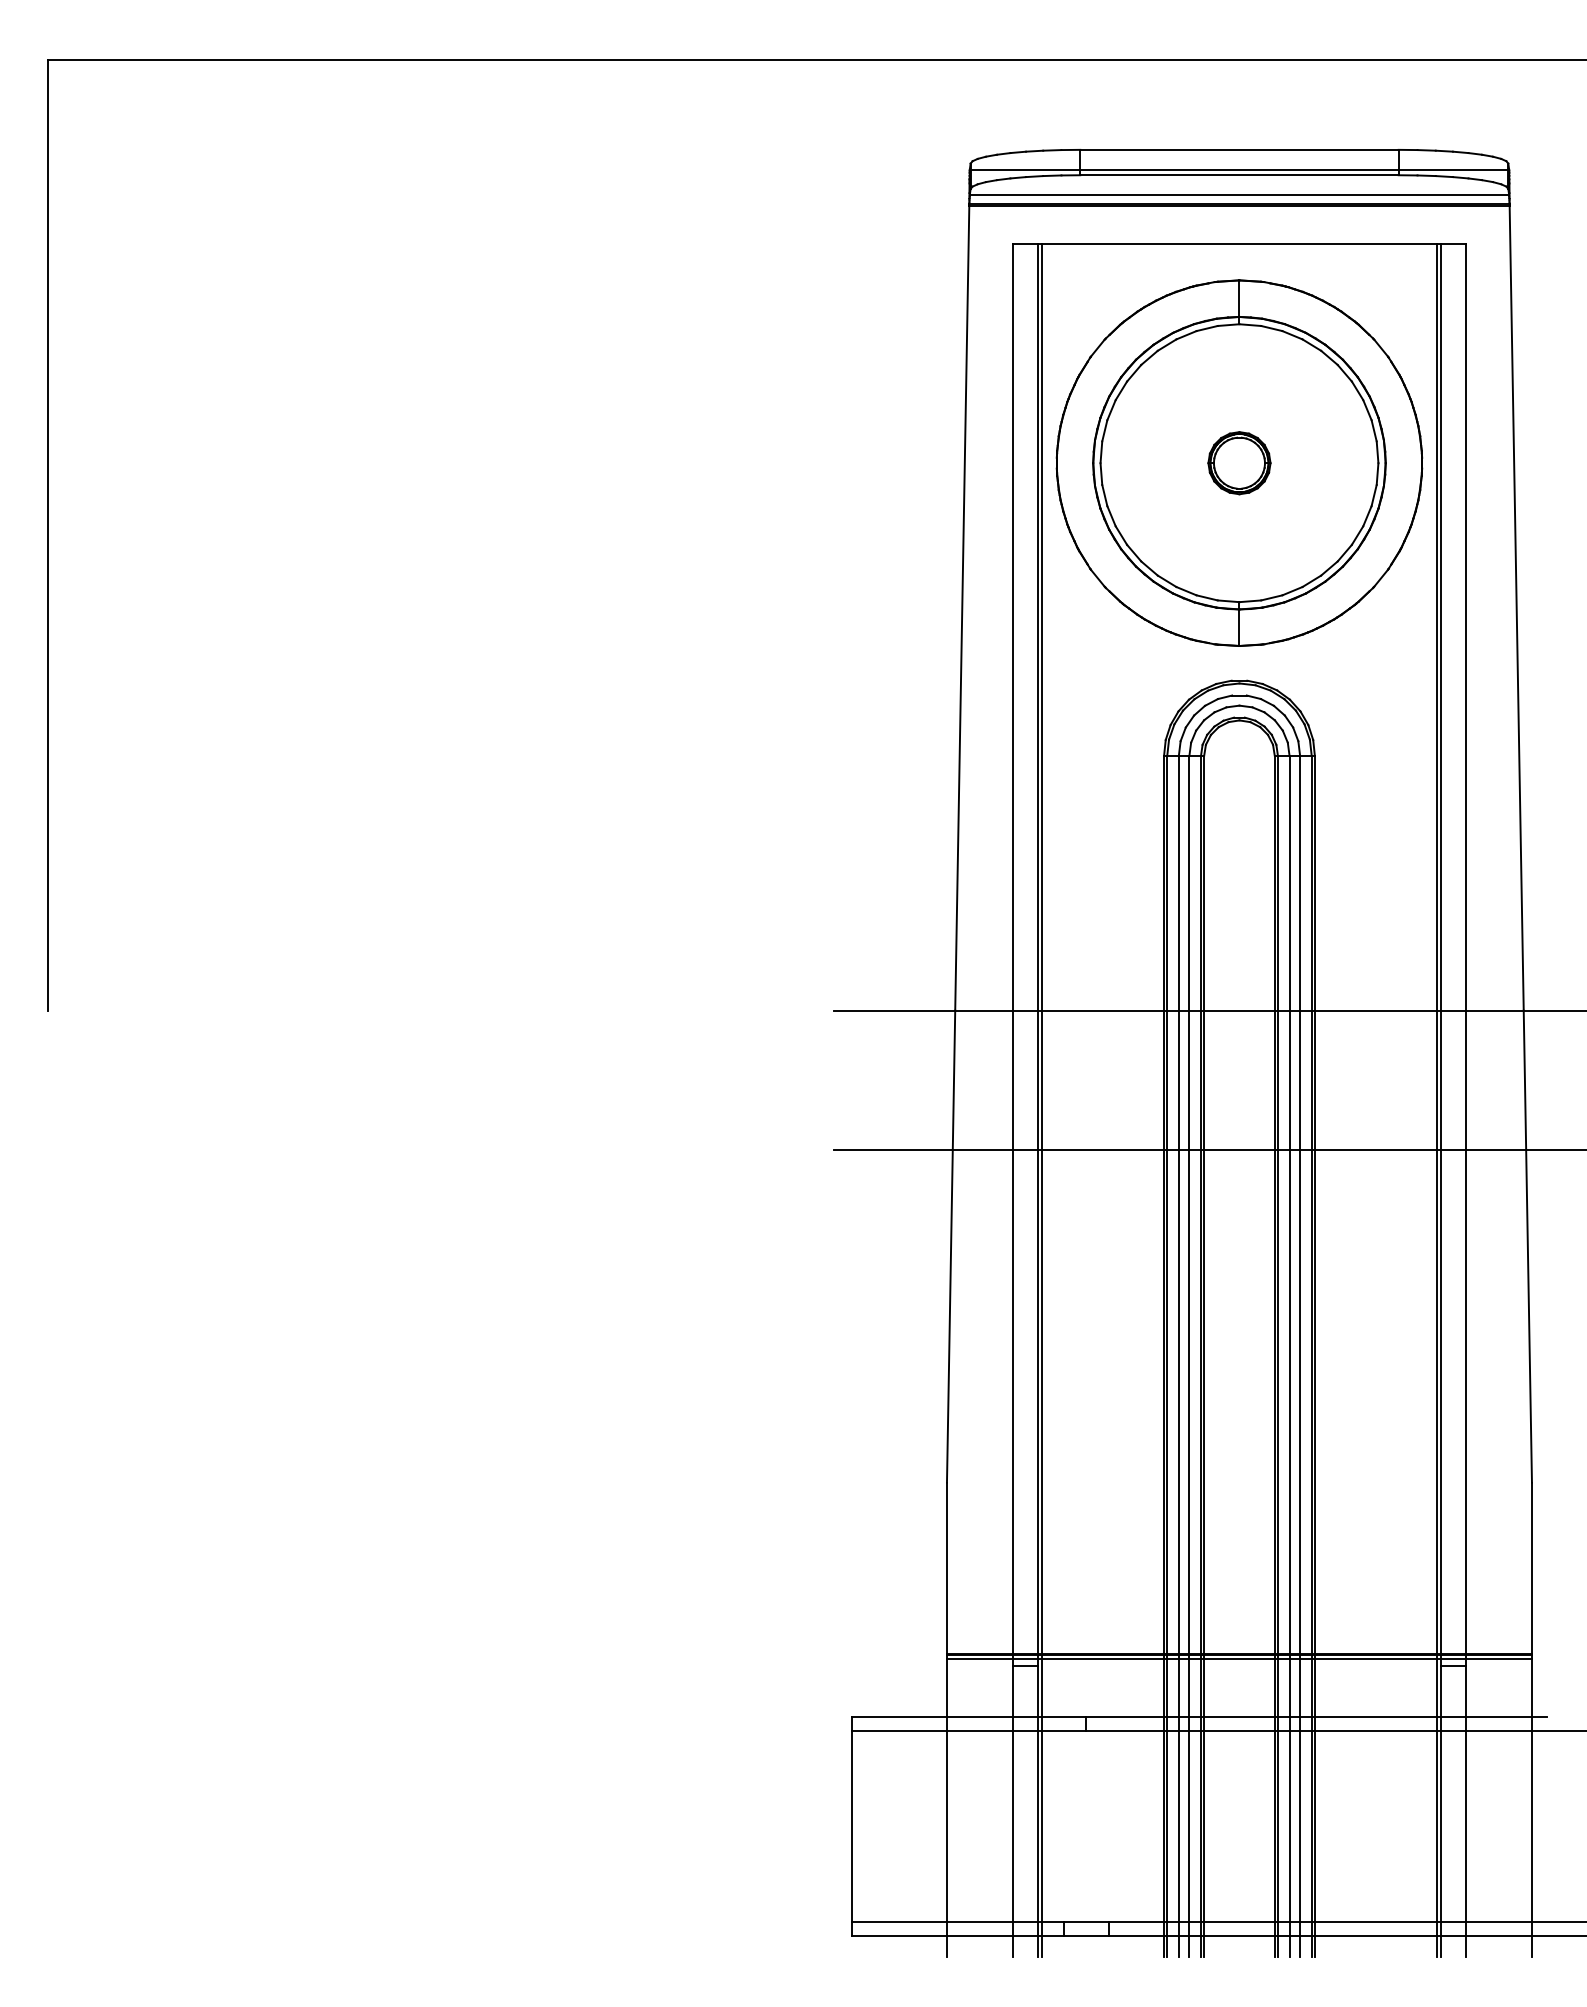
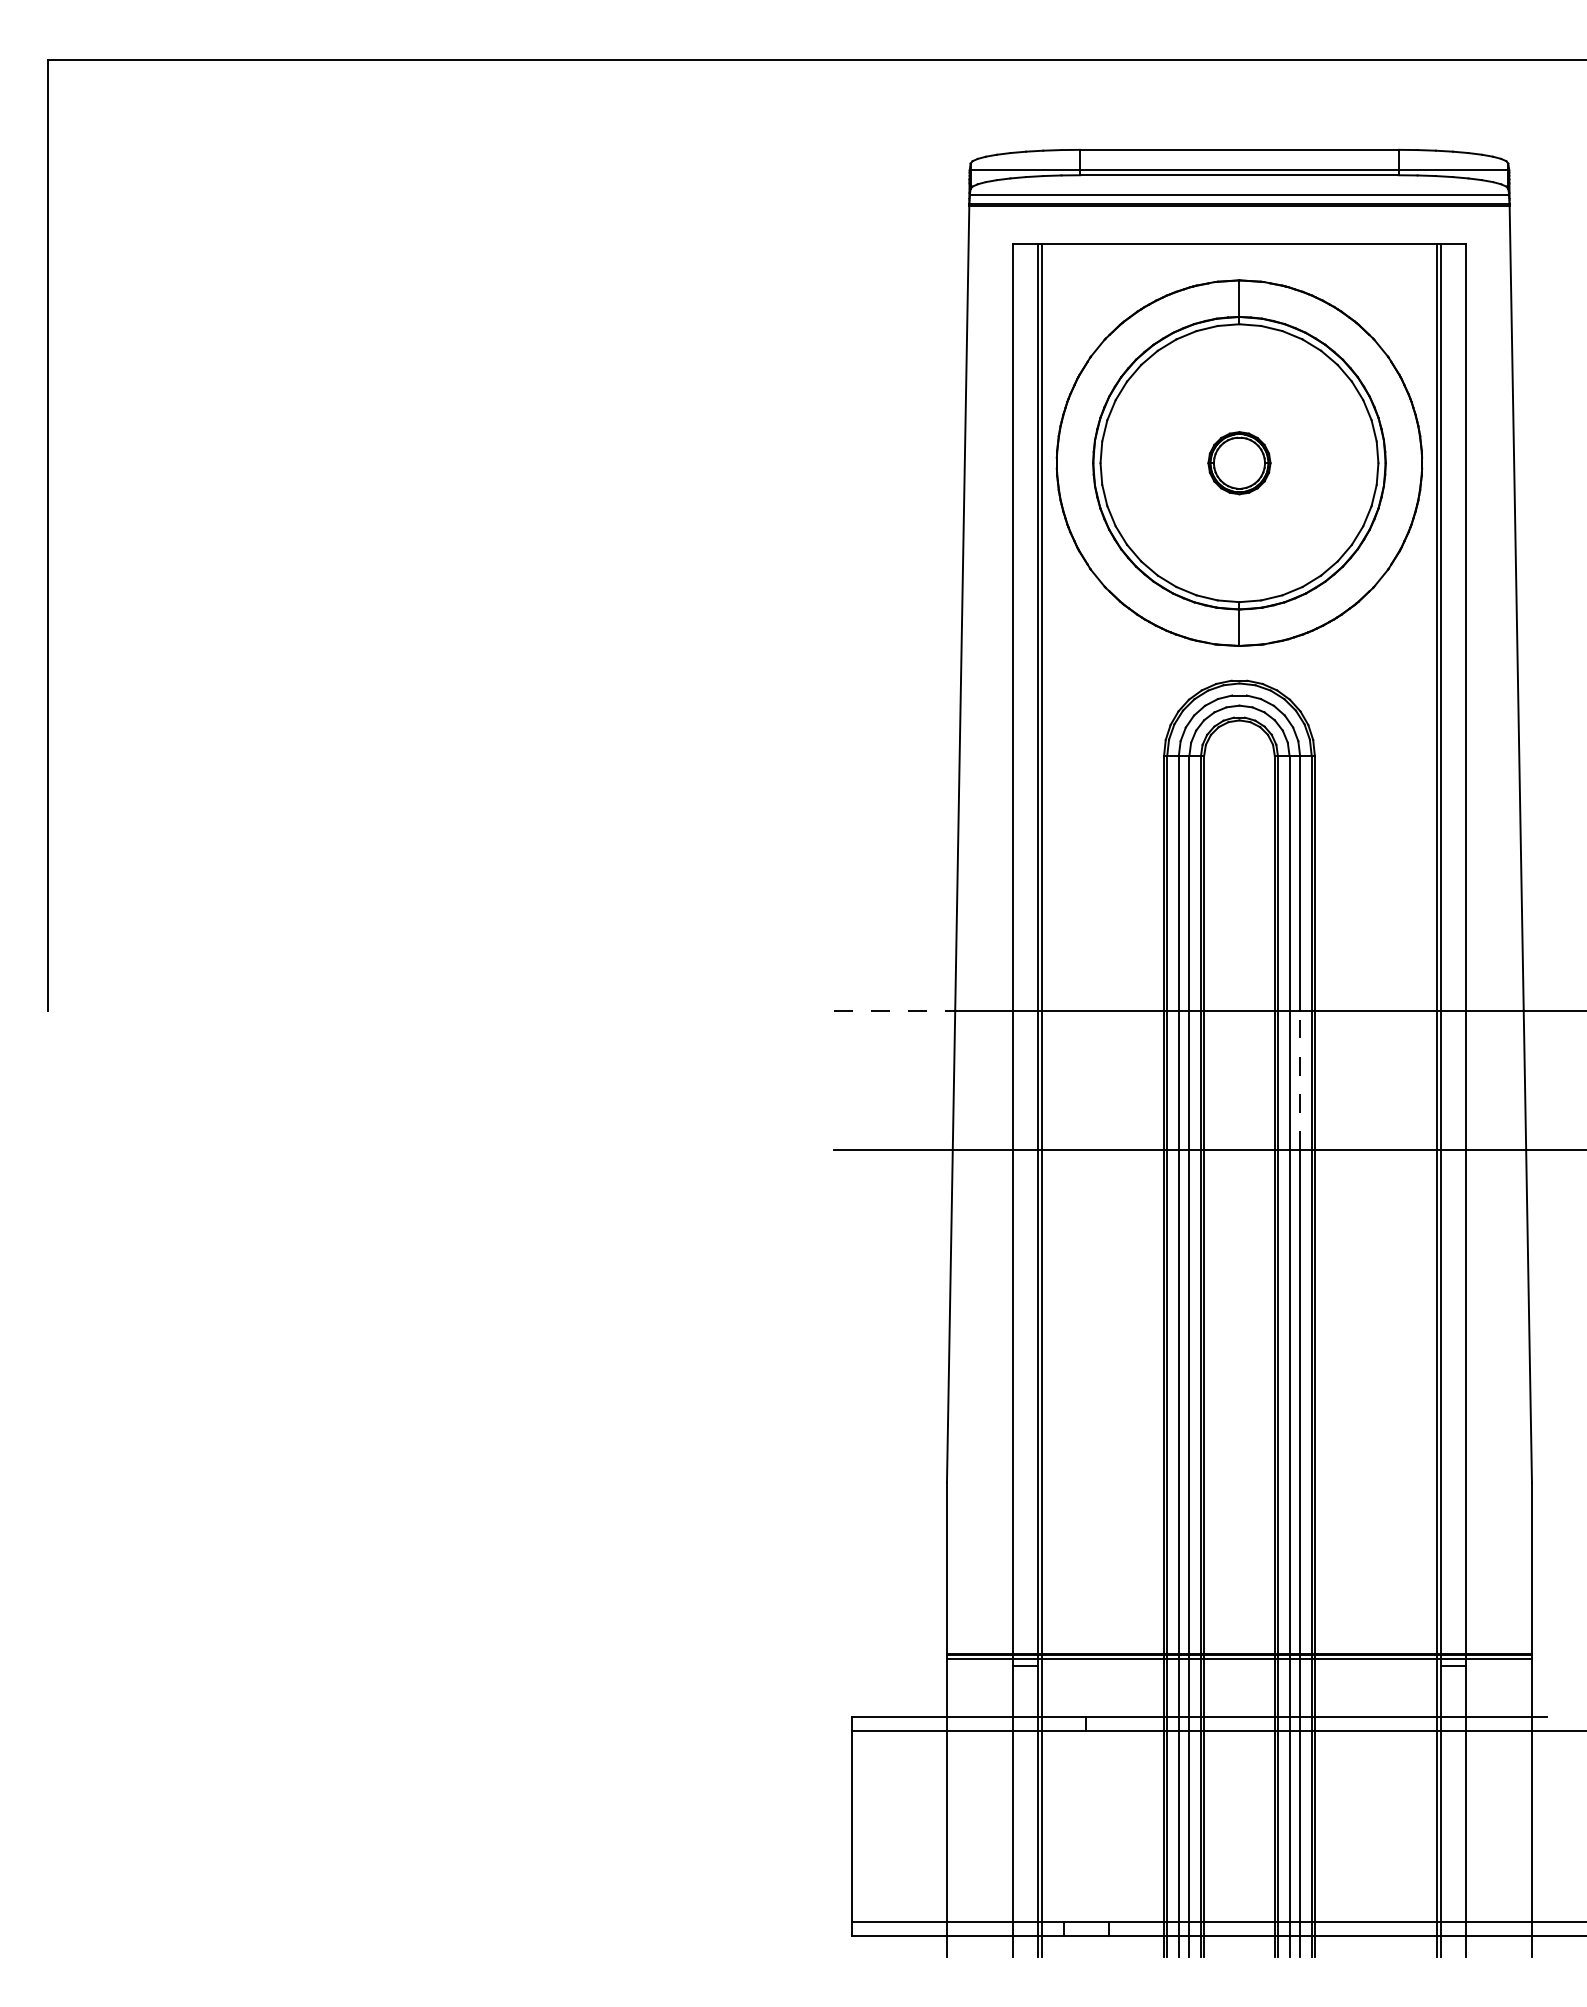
line: solid -> dashed (894, 1010)
line: solid -> dashed (1300, 1080)
